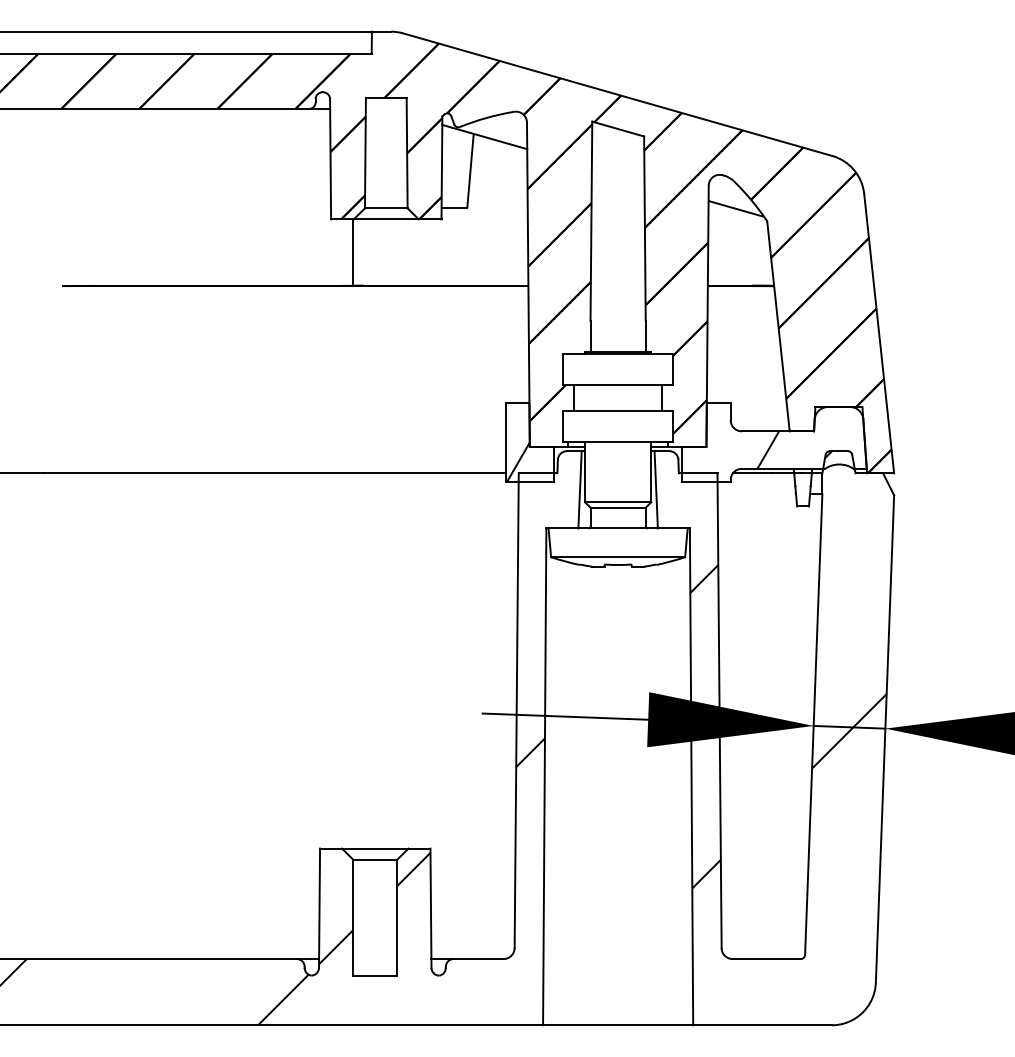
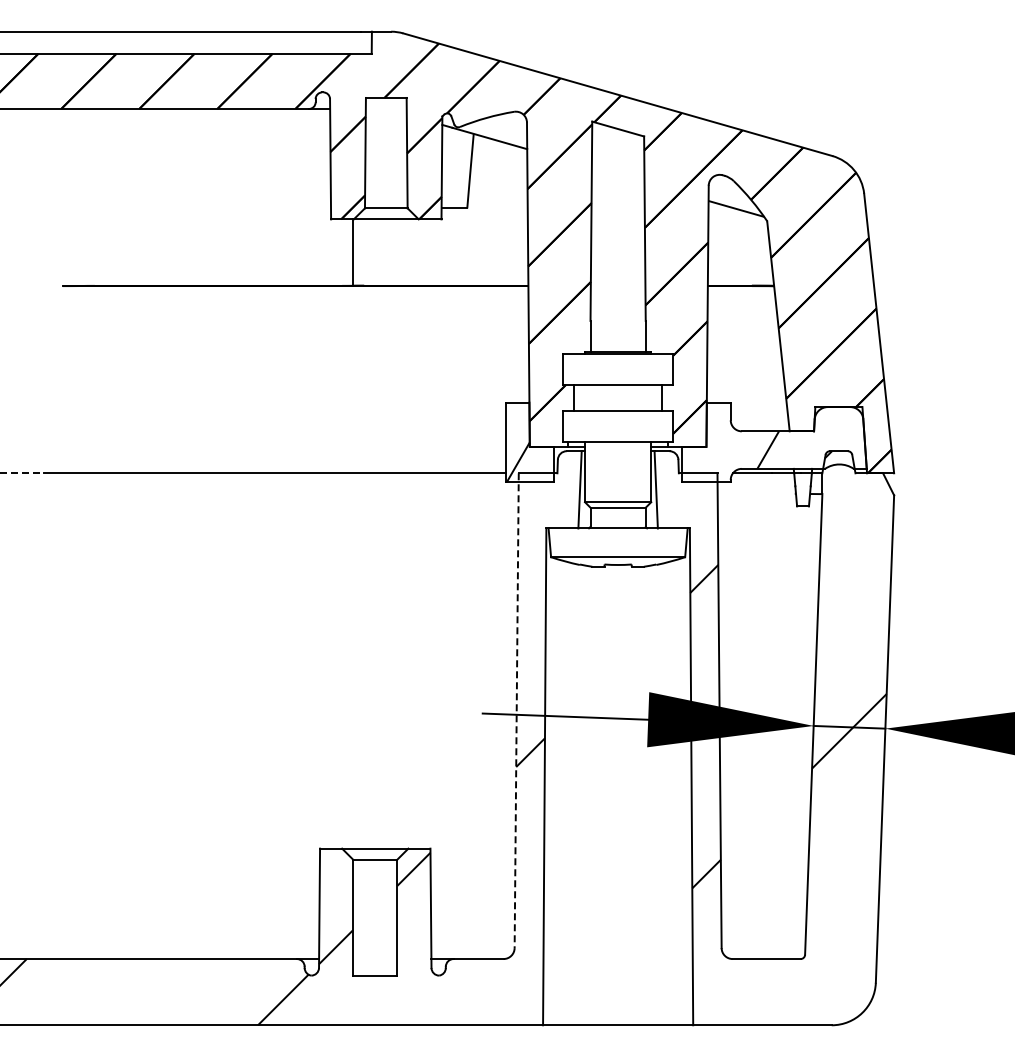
line: solid -> dashed (22, 473)
line: solid -> dashed (516, 711)
